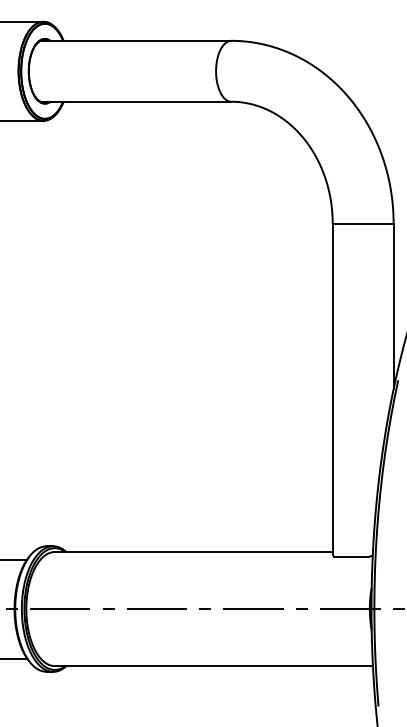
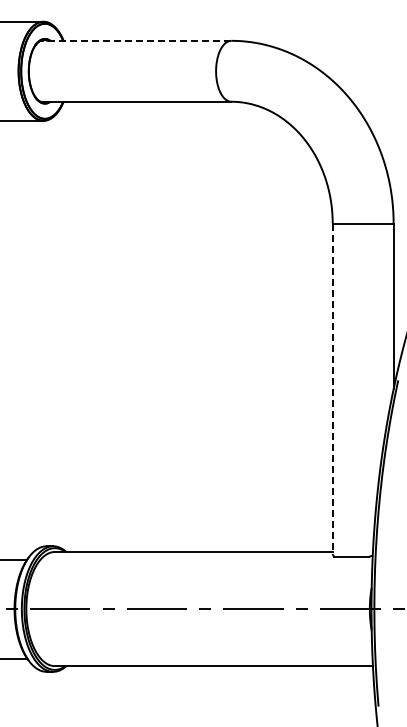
line: solid -> dashed (135, 40)
line: solid -> dashed (332, 389)
